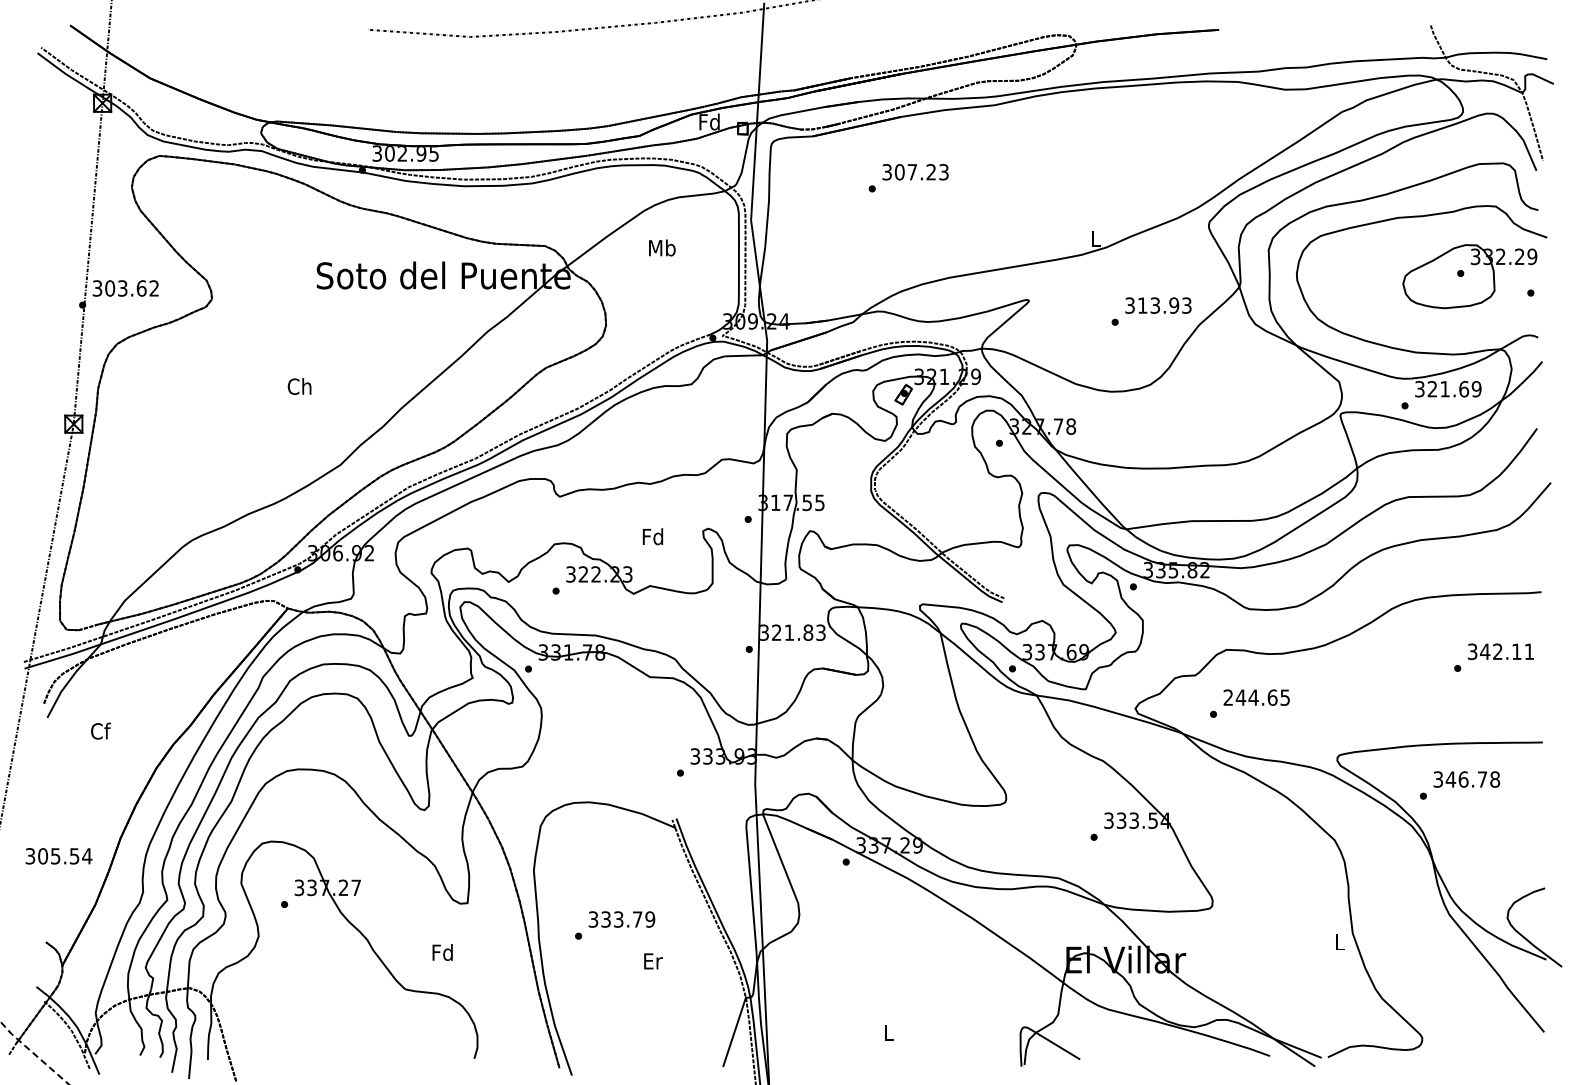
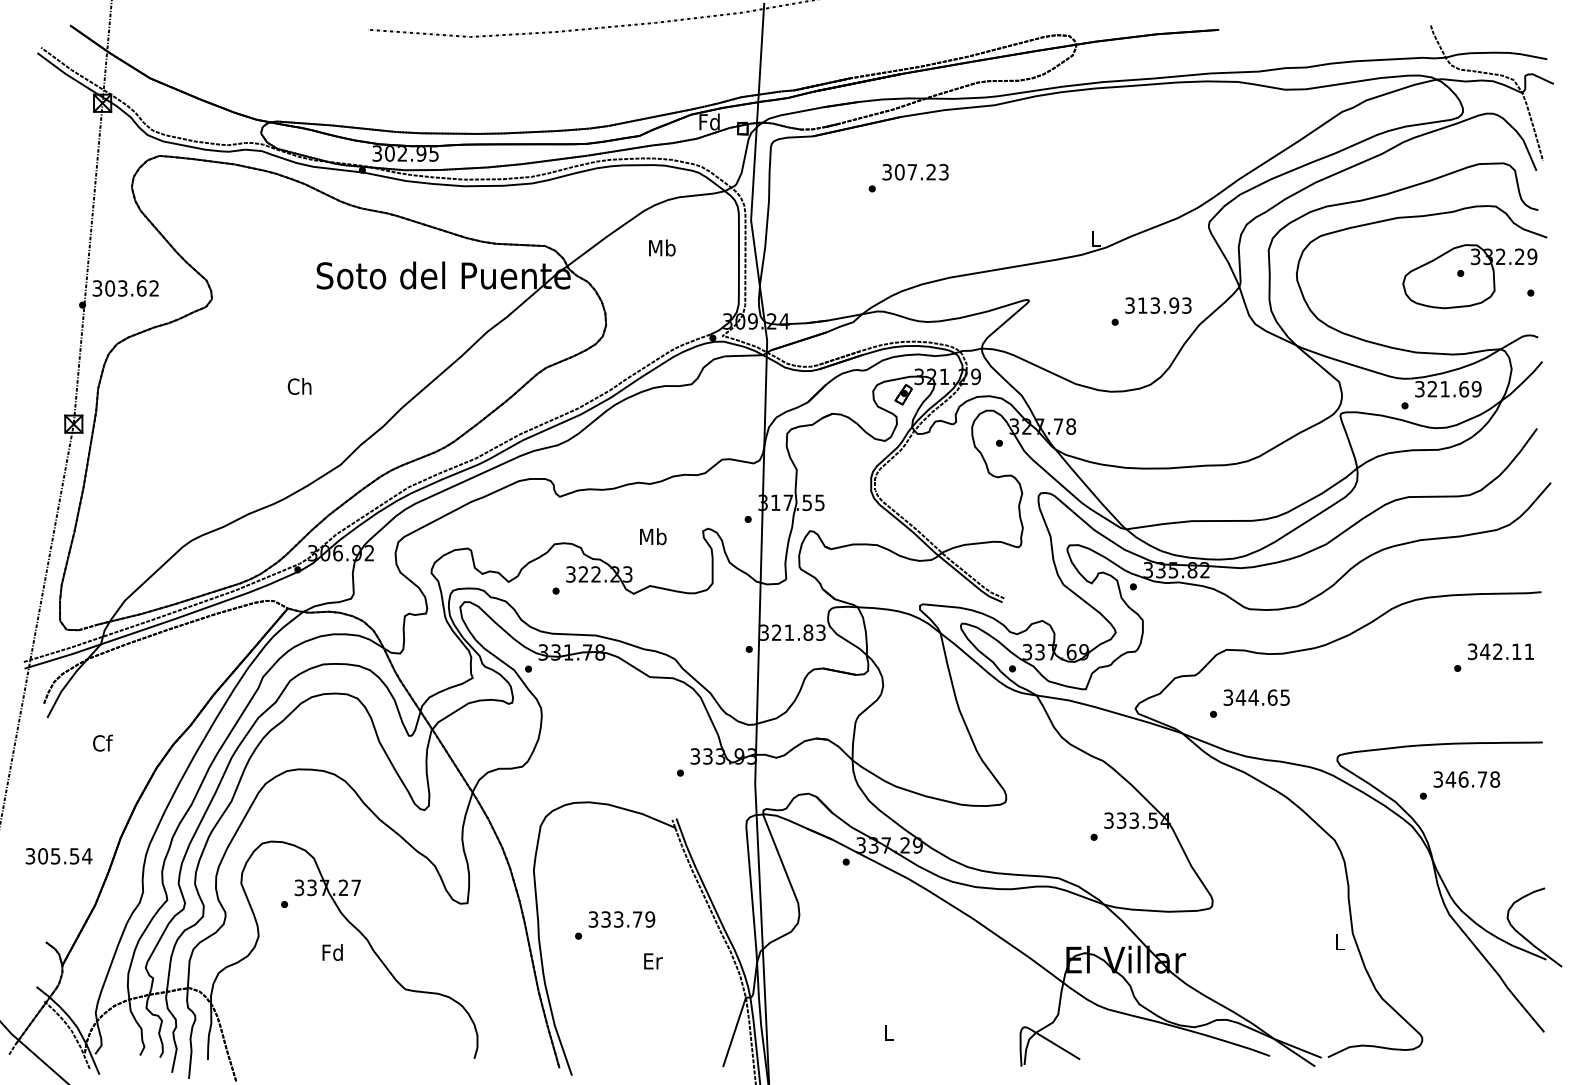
text: Fd -> Mb (653, 536)
text: 244.65 -> 344.65 (1228, 697)
text position: (101, 730) -> (103, 742) (103, 742)
text position: (442, 952) -> (332, 952) (332, 952)
line: dashed -> solid (33, 1053)
